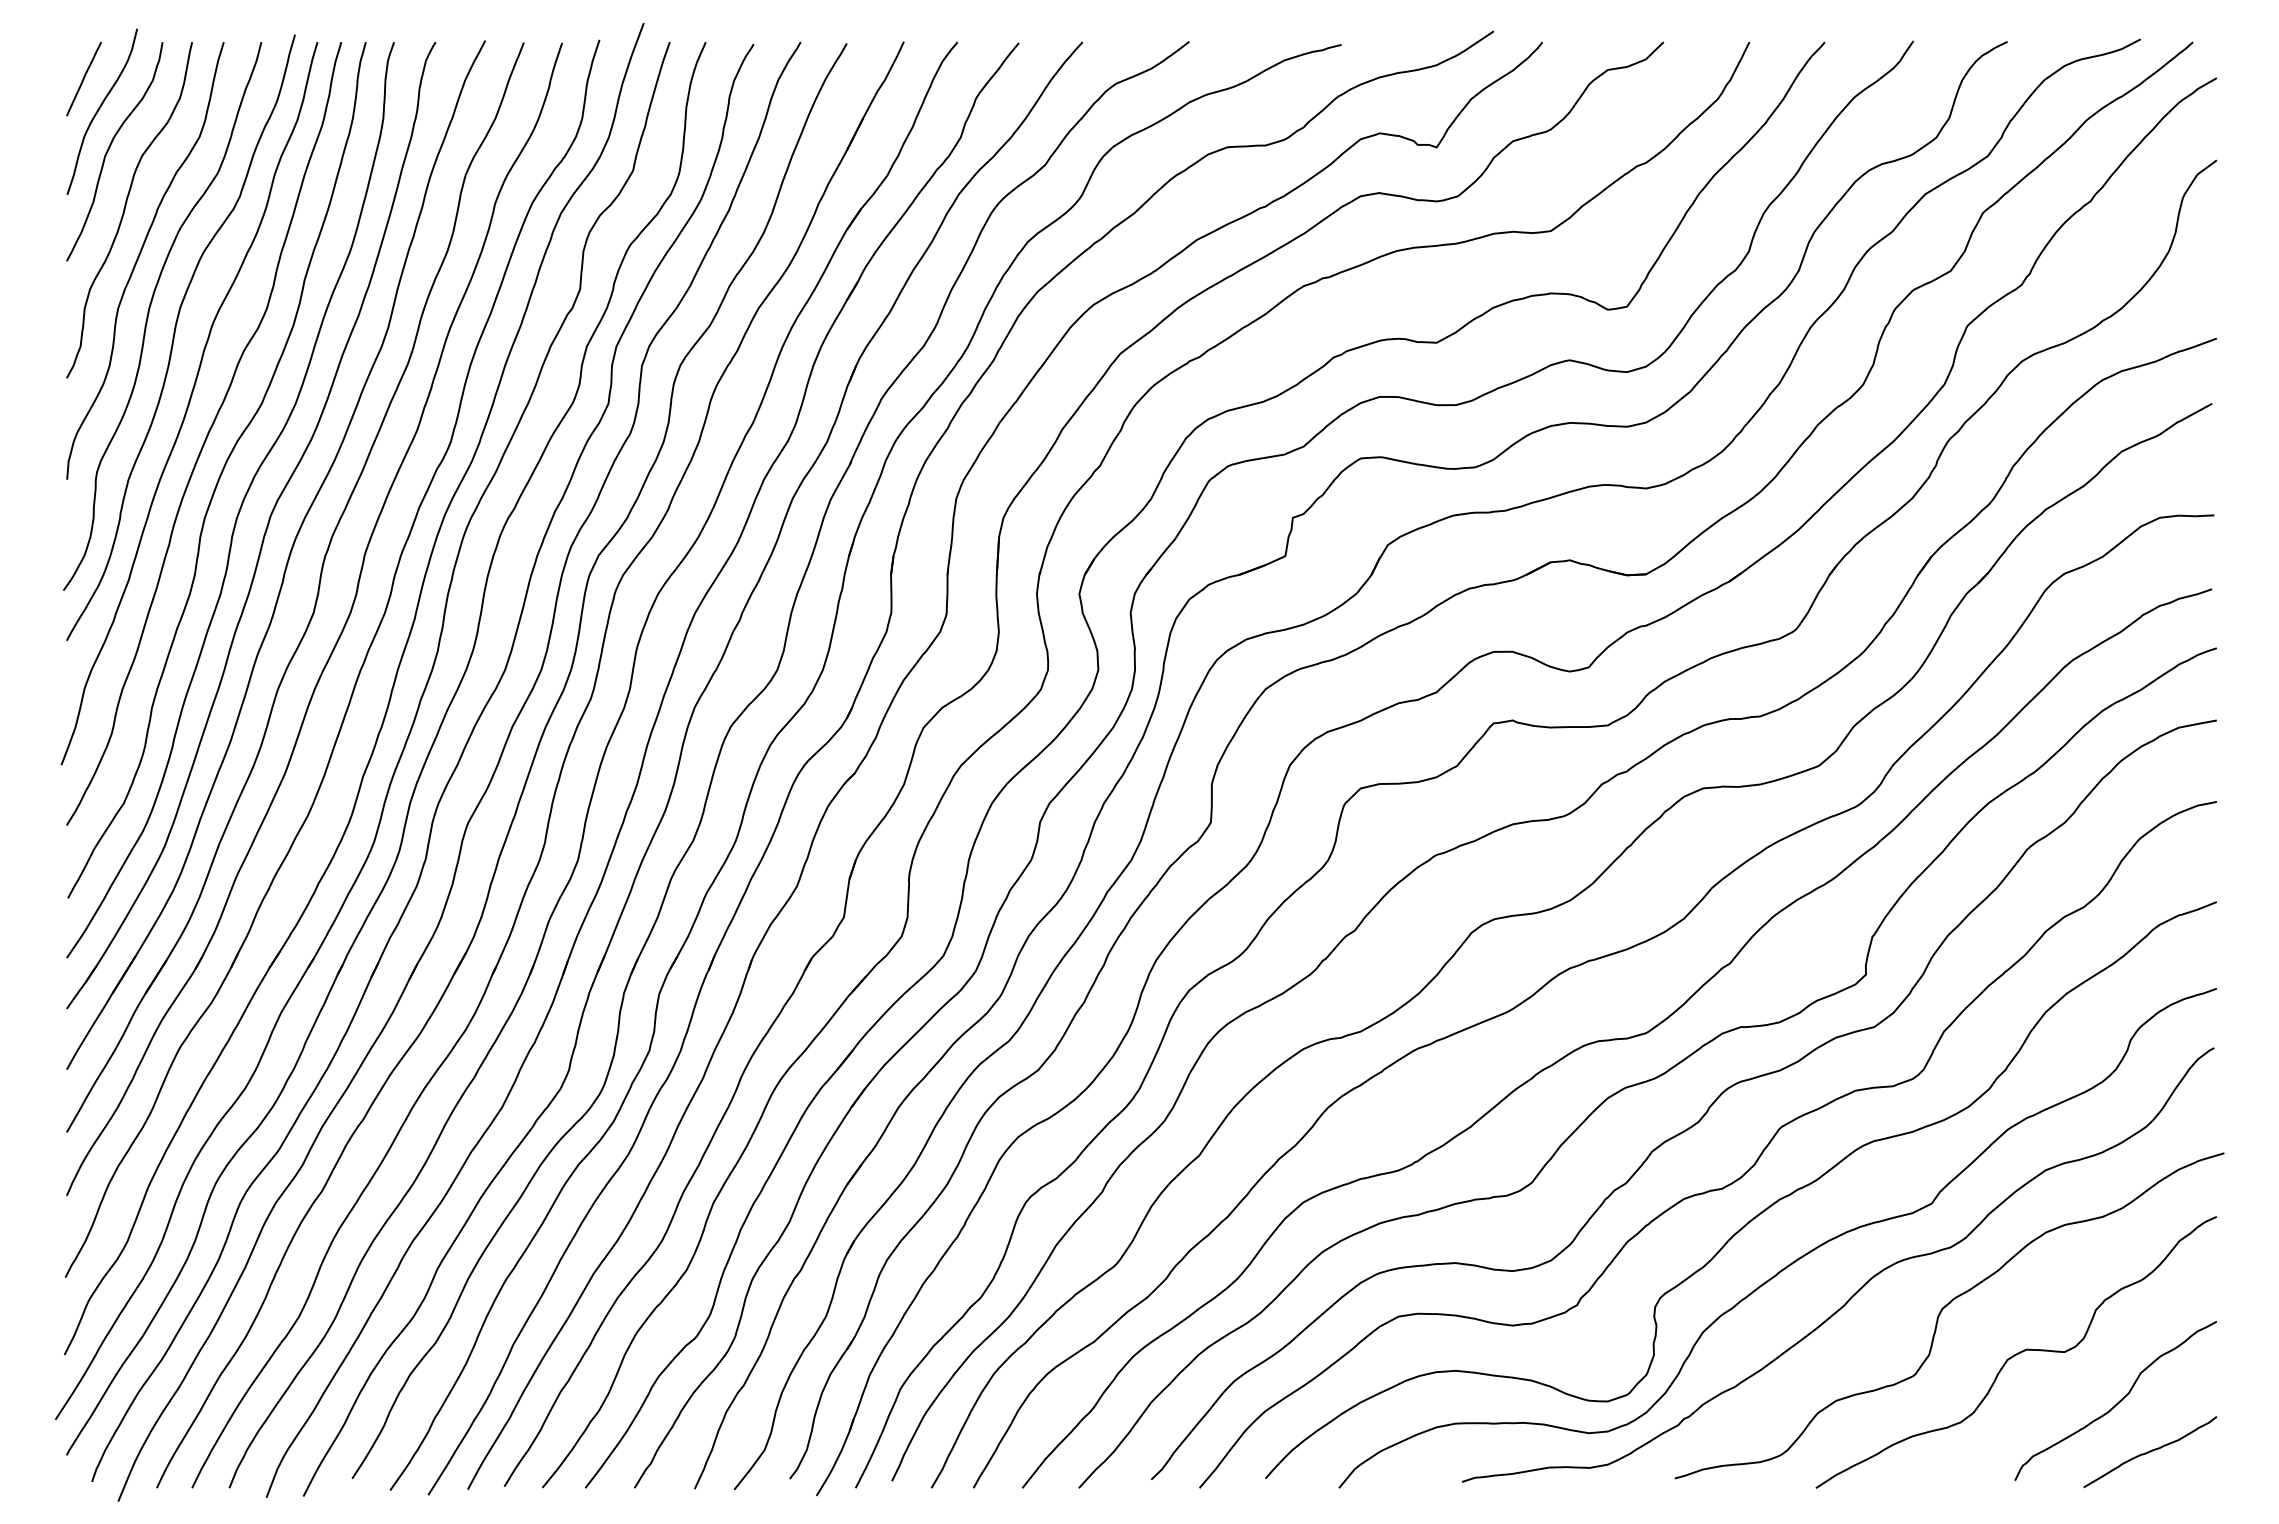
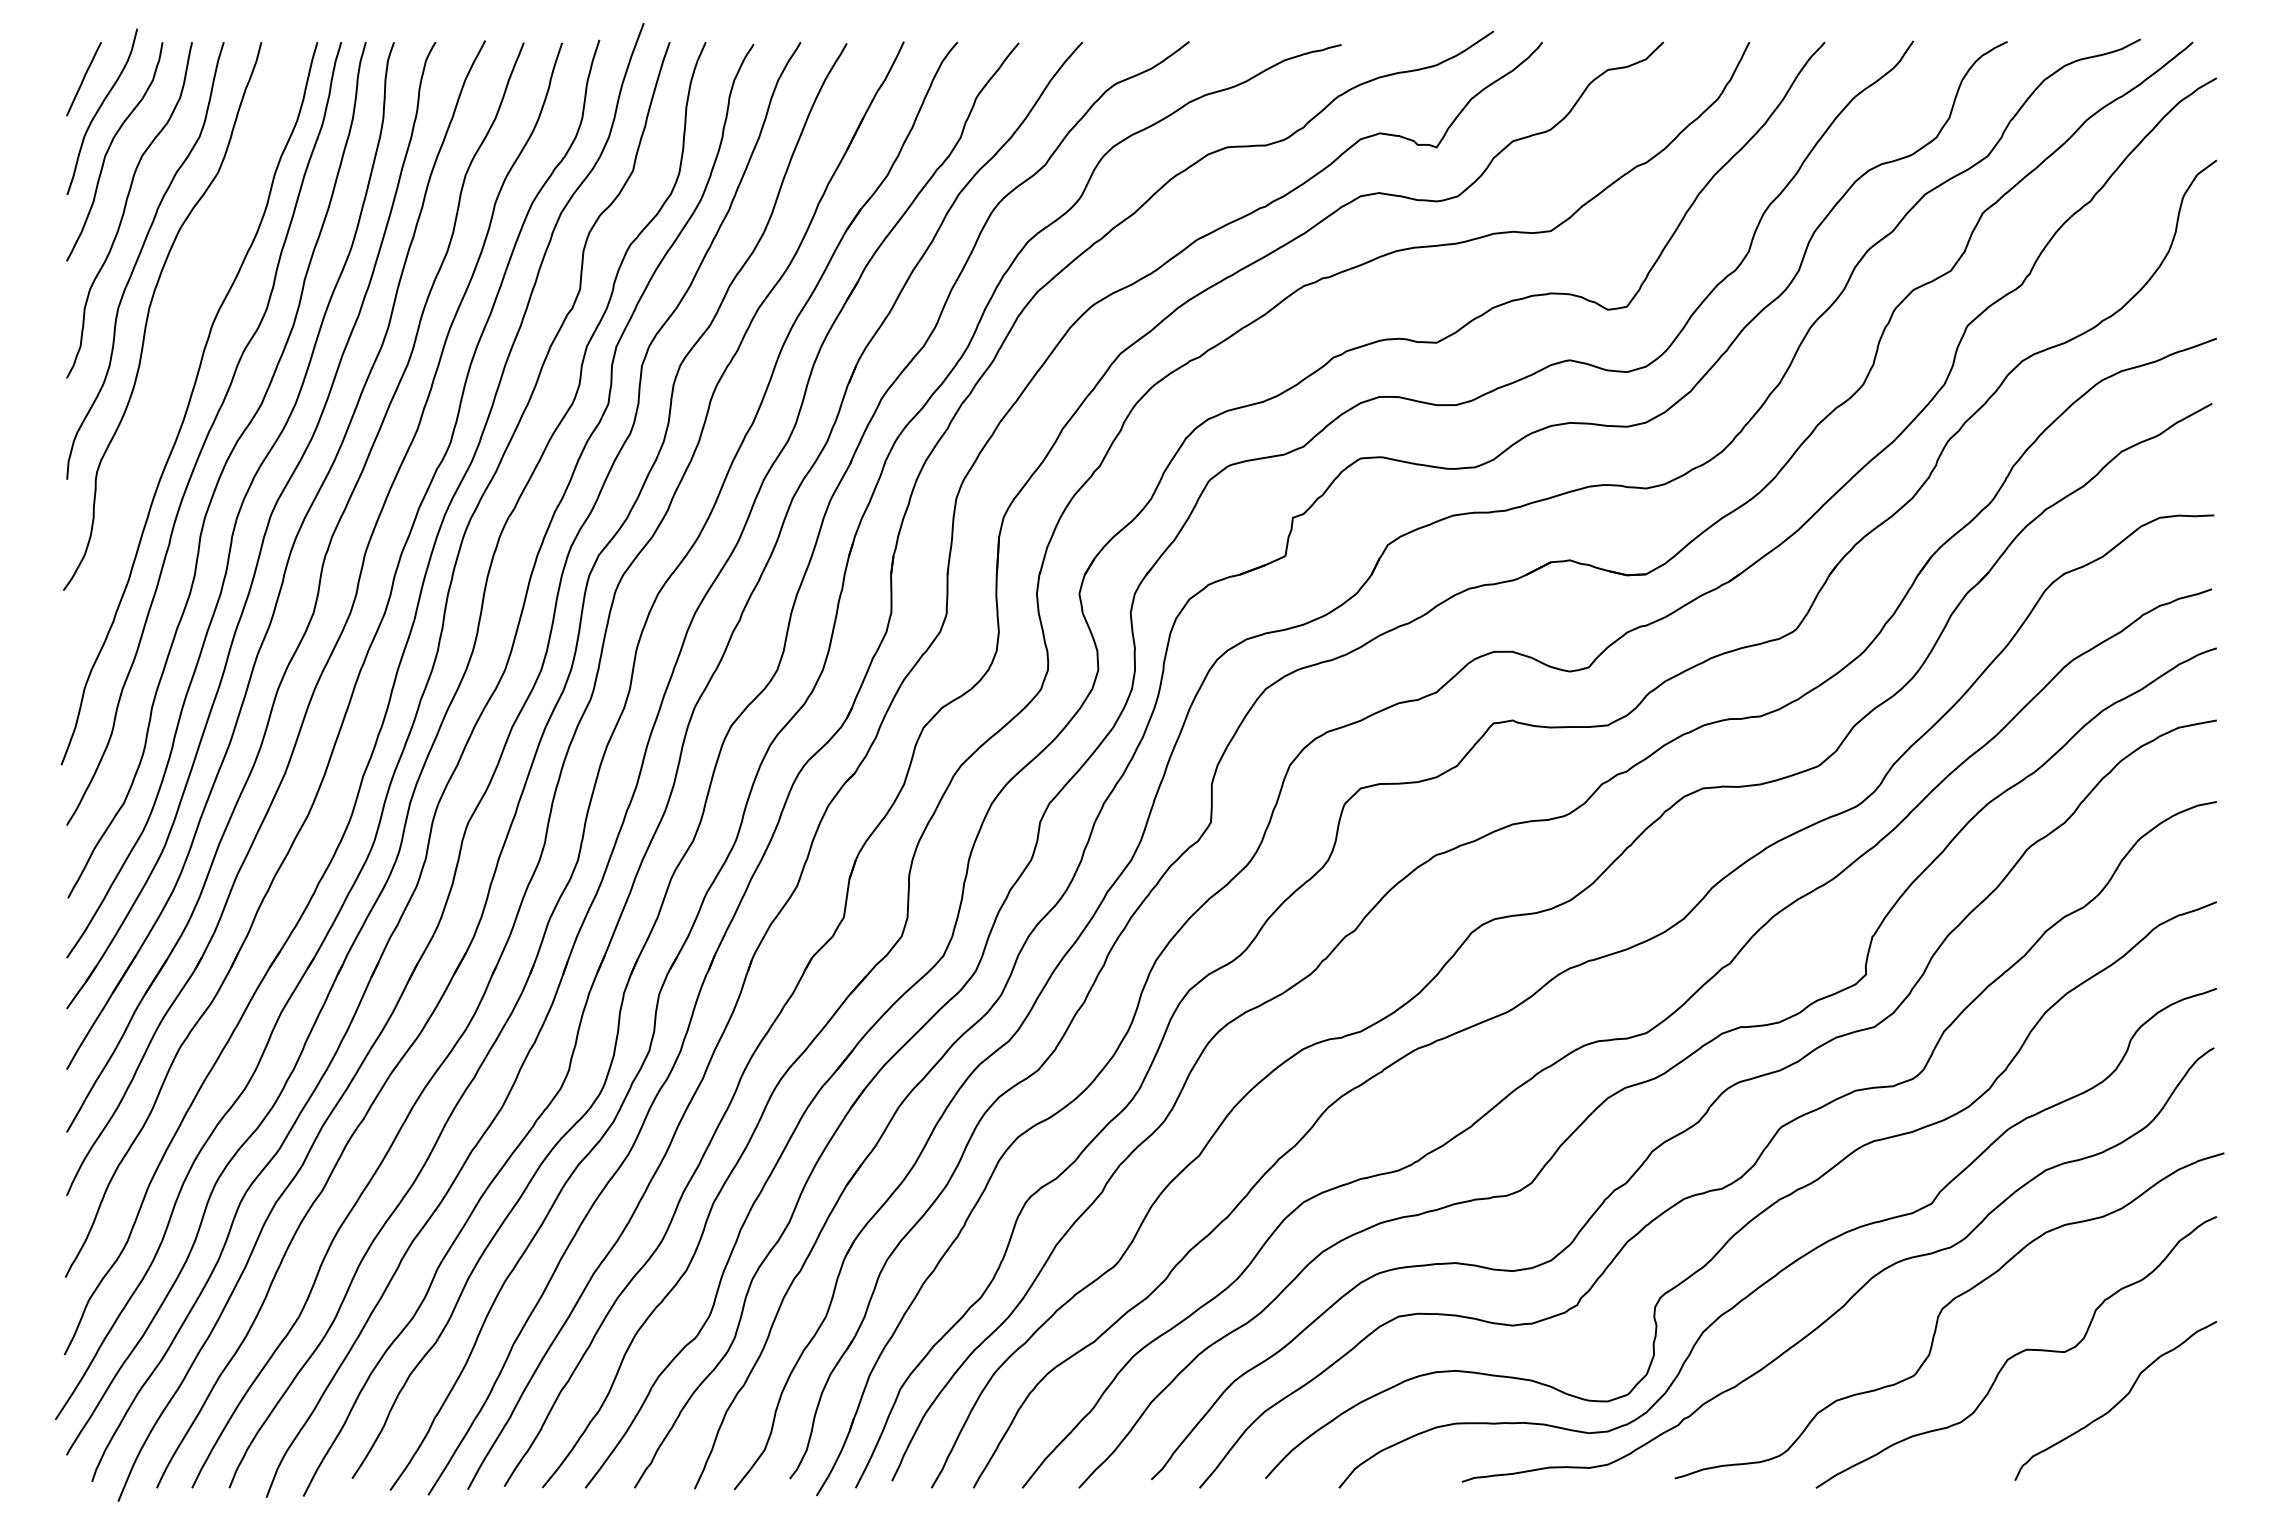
curve: present -> none (175, 334)
curve: present -> none (2150, 1452)
